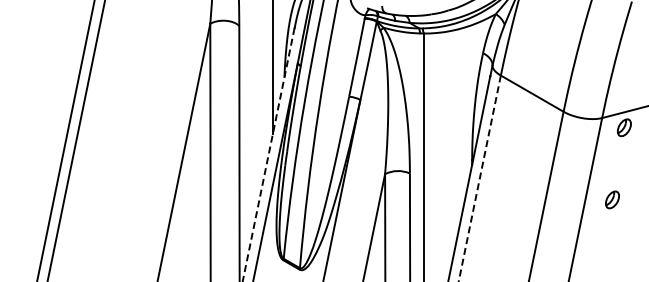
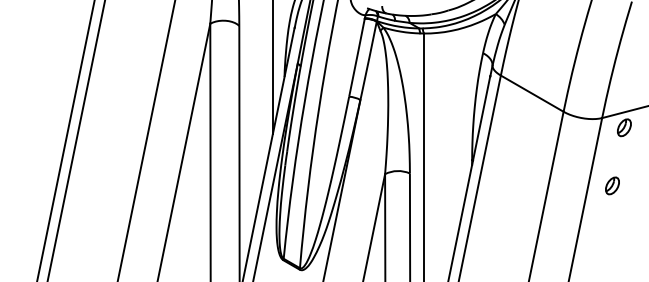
line: none -> present (146, 140)
line: dashed -> solid (268, 155)
line: dashed -> solid (479, 178)
part position: (612, 199) -> (612, 185) (612, 185)
